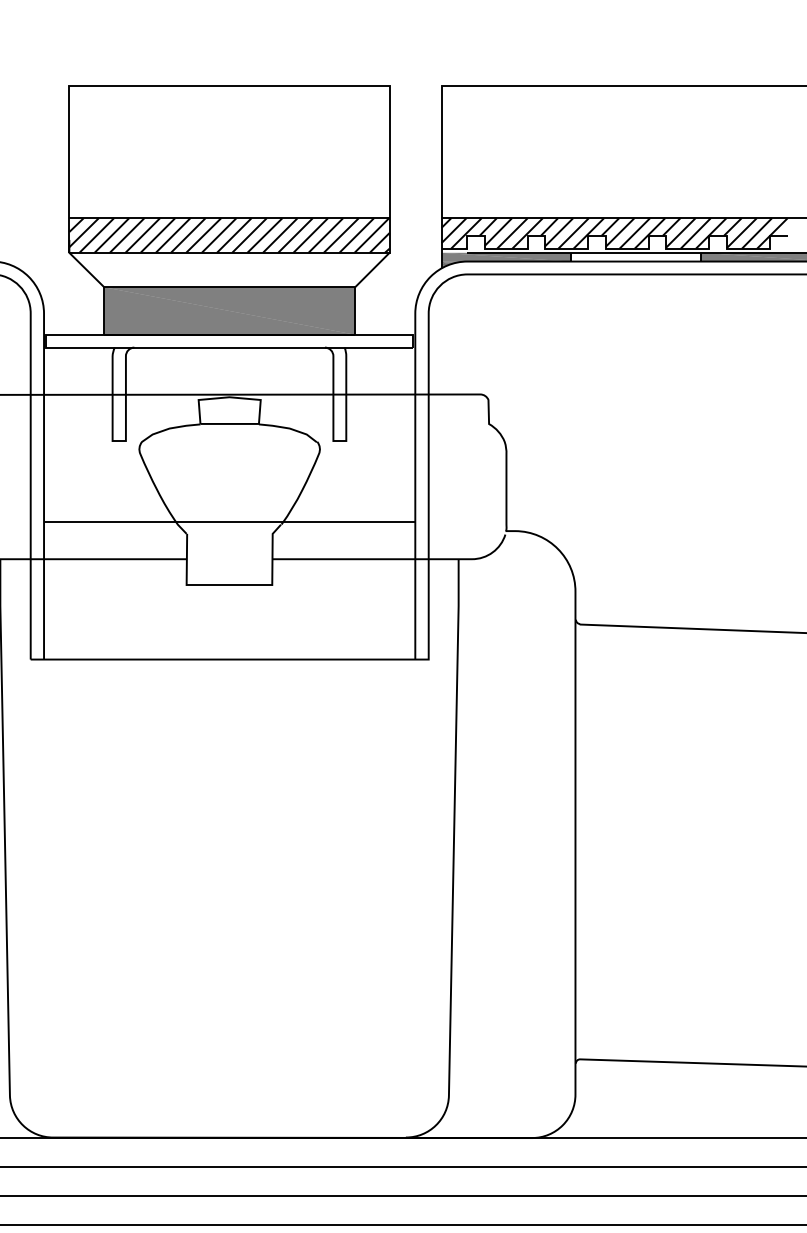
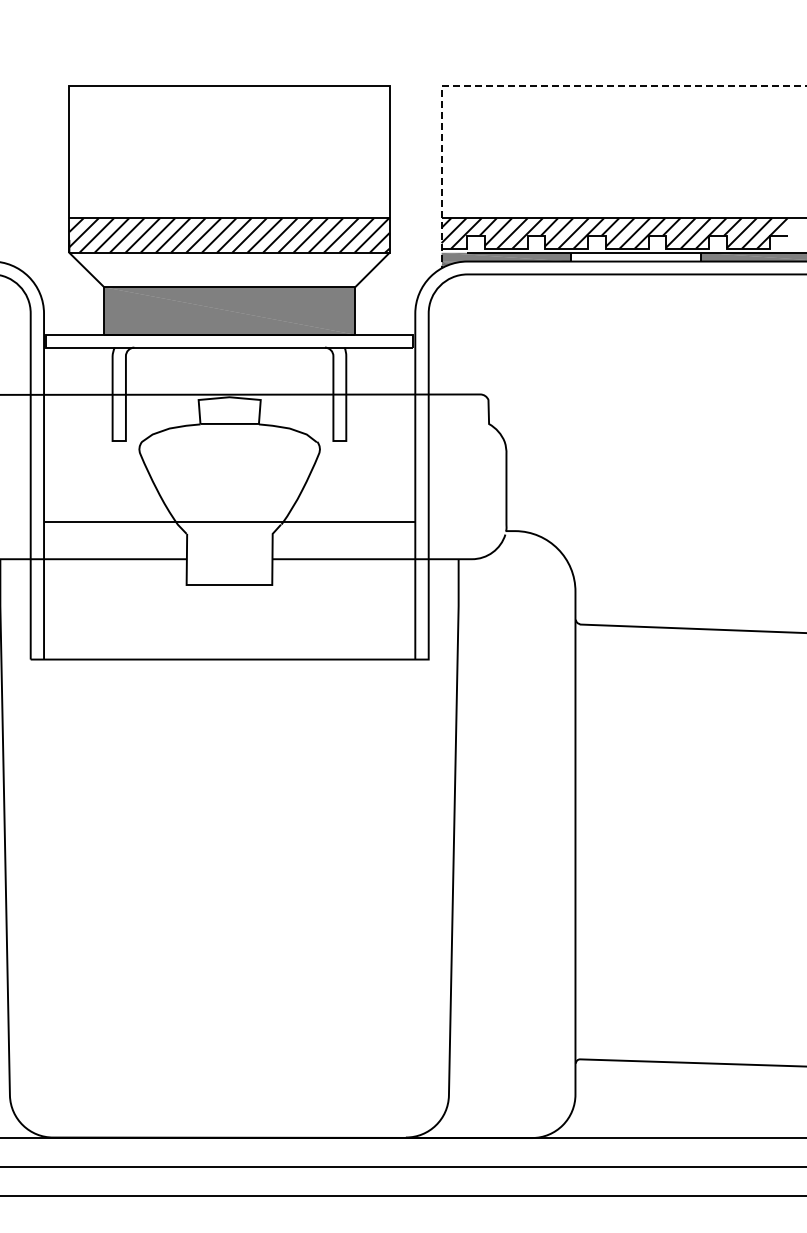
line: solid -> dashed (531, 86)
line: present -> none (402, 1224)
